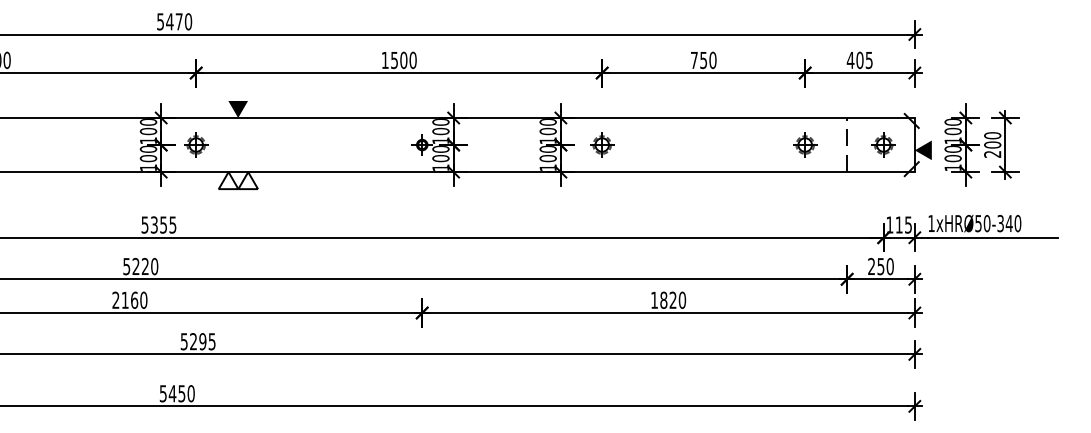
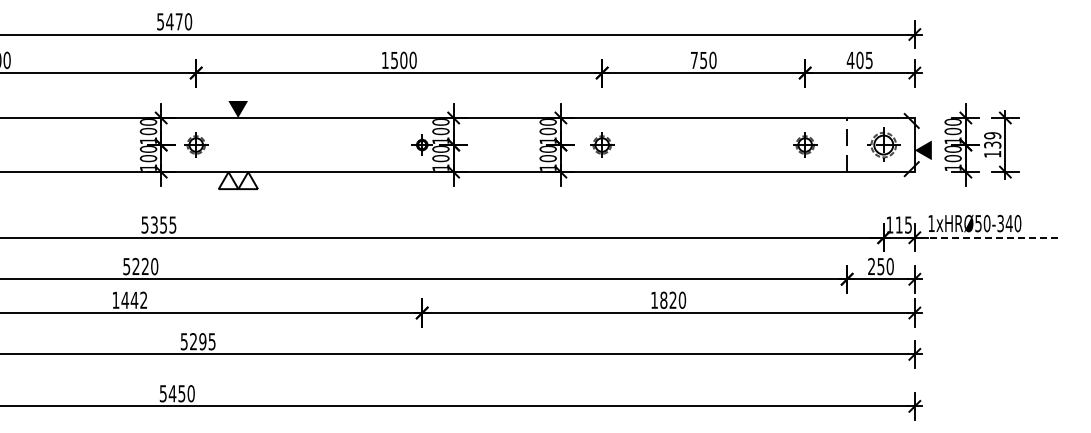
part size: 25x26 px -> 34x35 px (883, 144)
text: 200 -> 139 (992, 144)
line: solid -> dashed (993, 237)
text: 2160 -> 1442 (129, 299)
